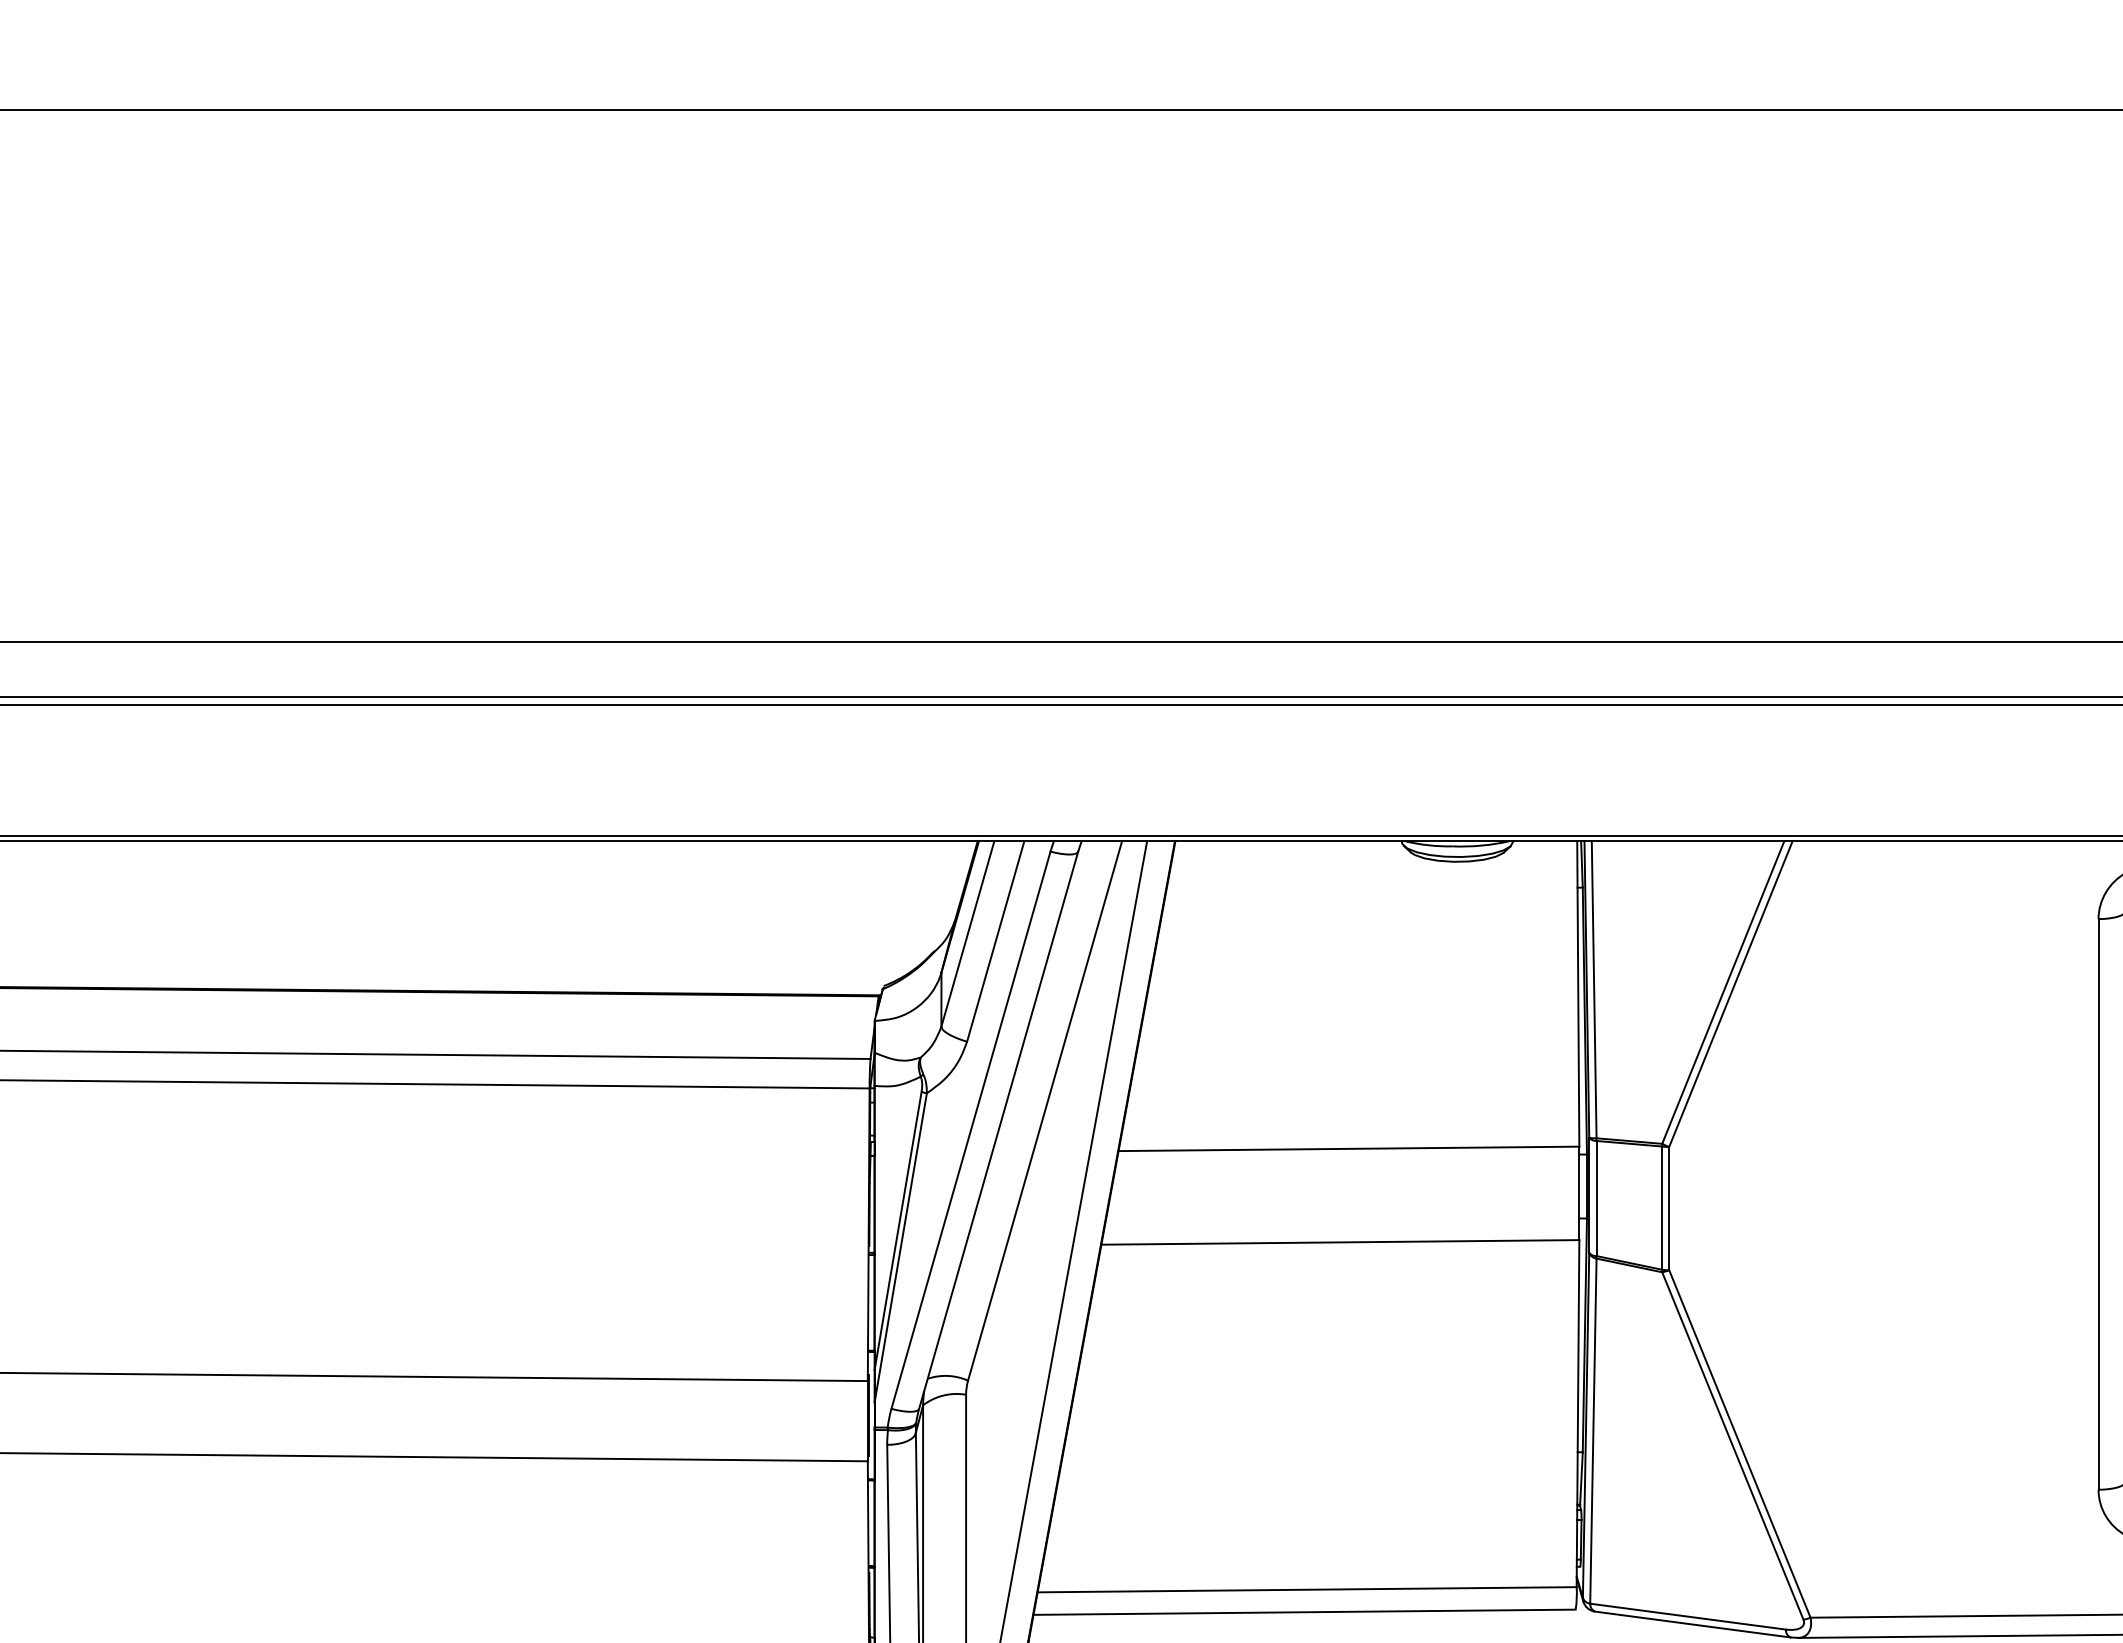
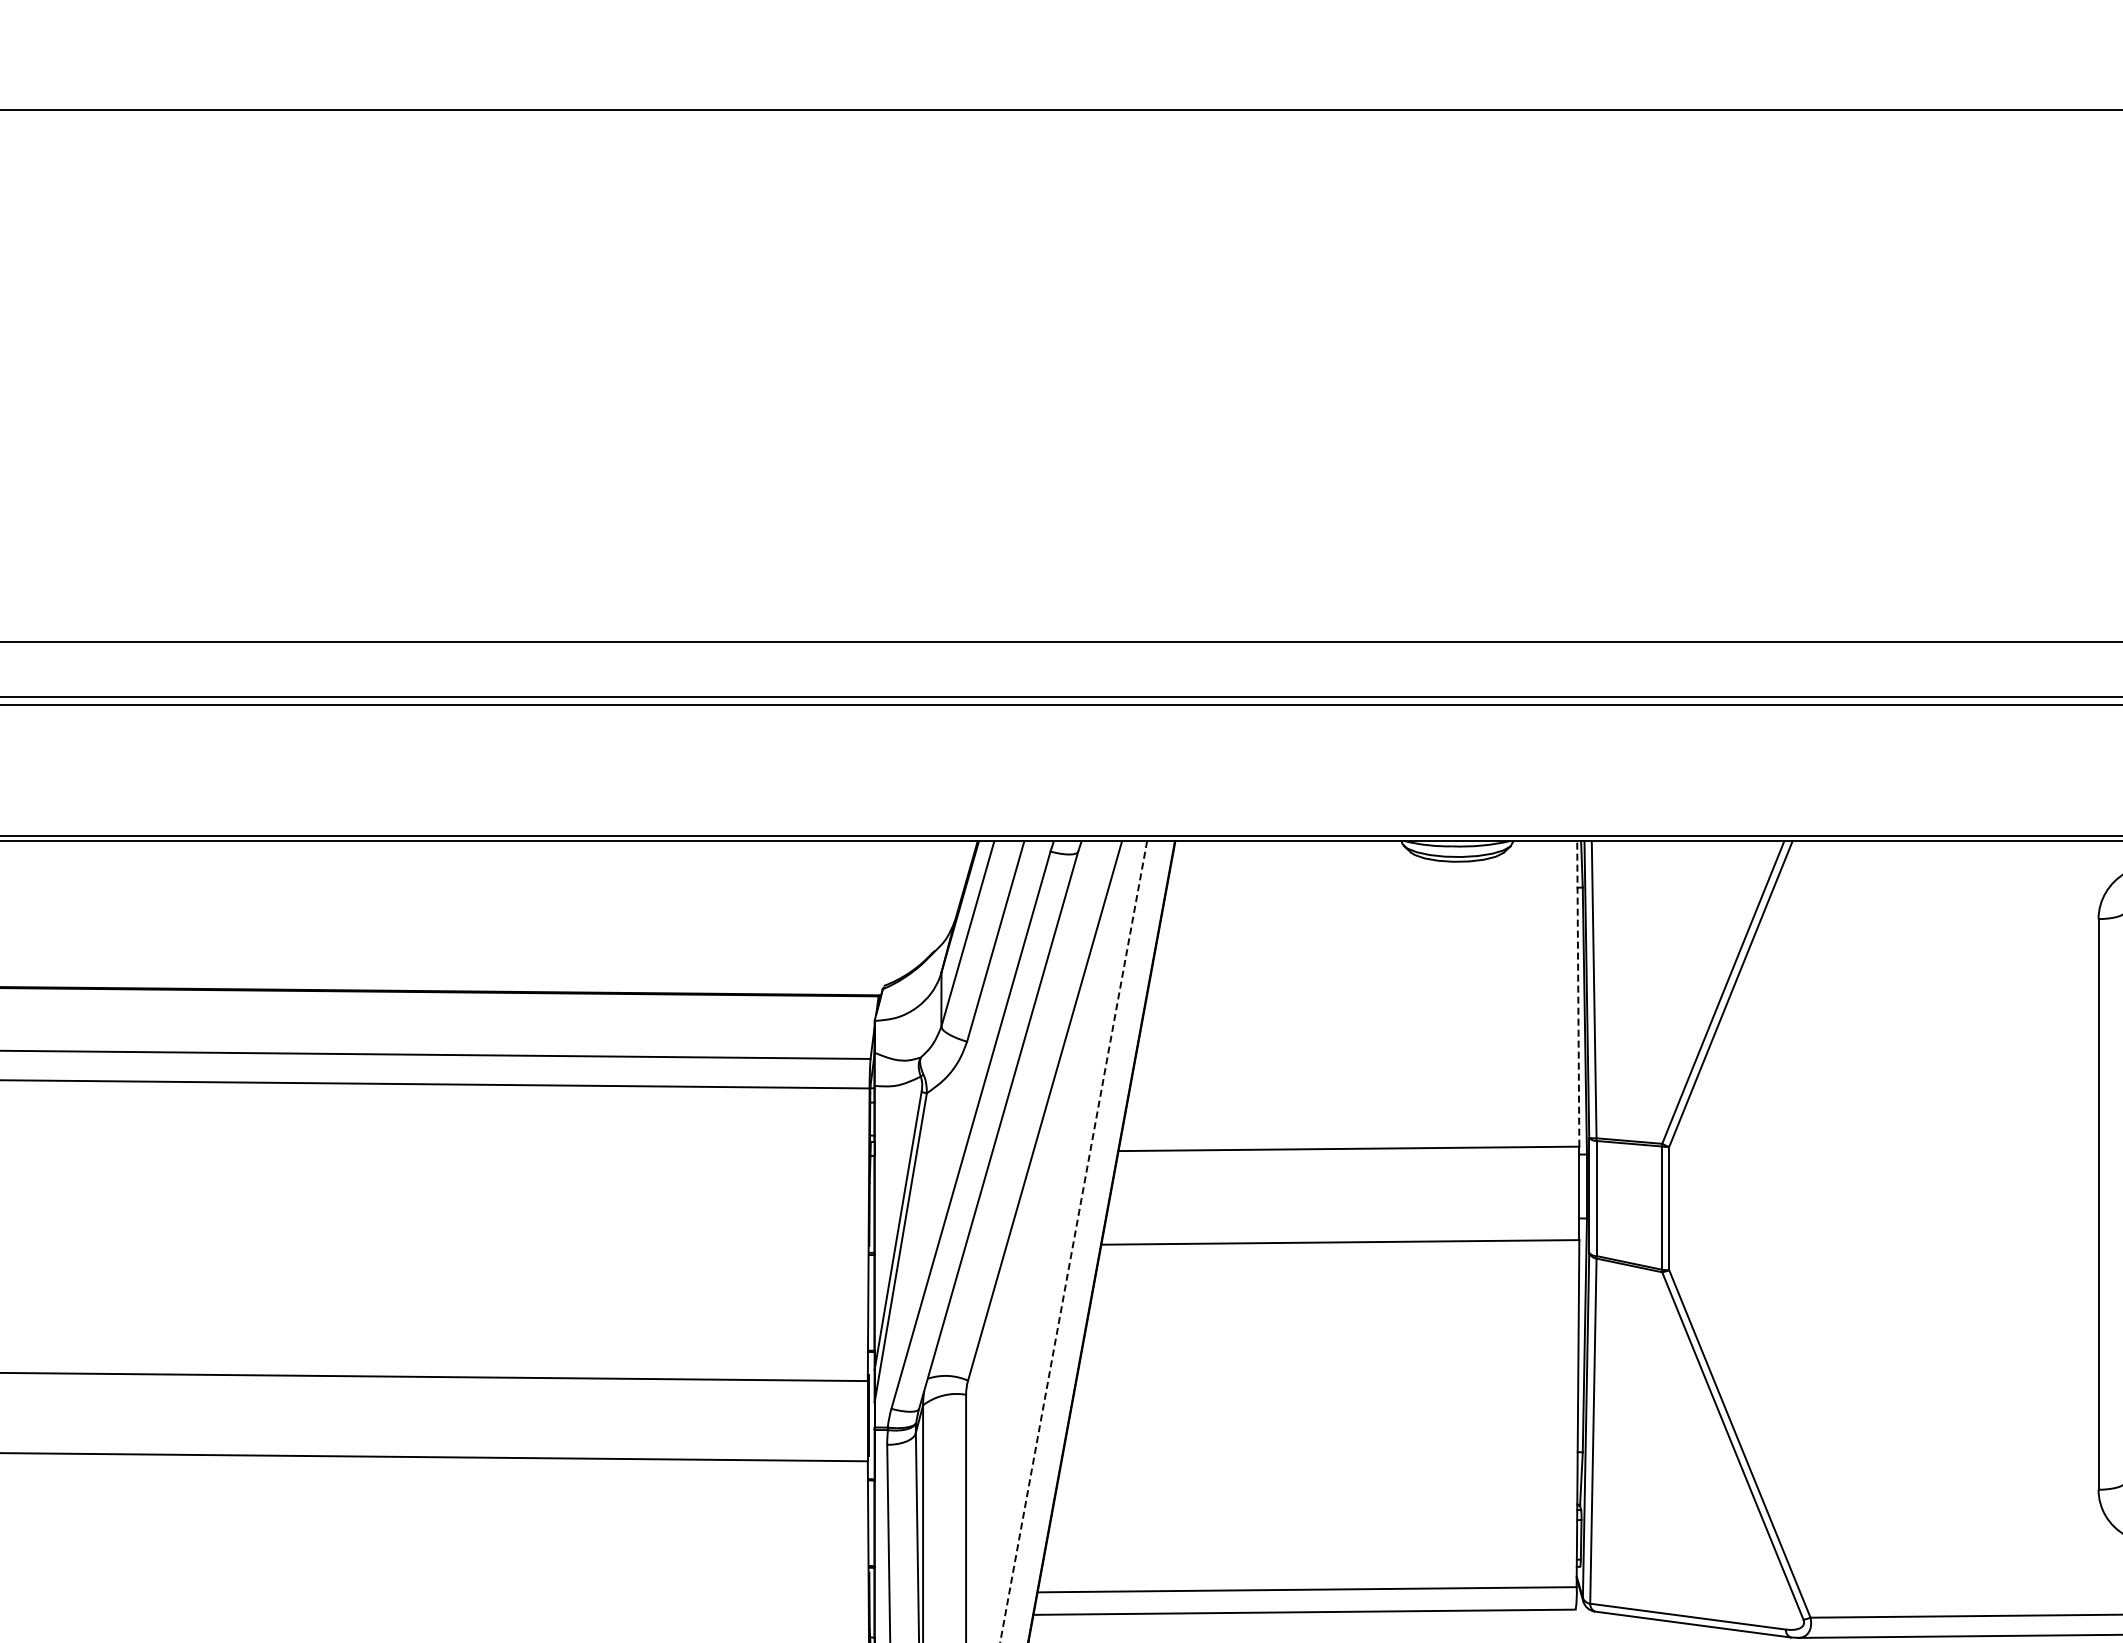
line: solid -> dashed (1578, 993)
line: solid -> dashed (1073, 1241)
